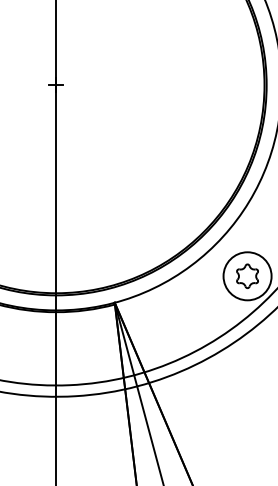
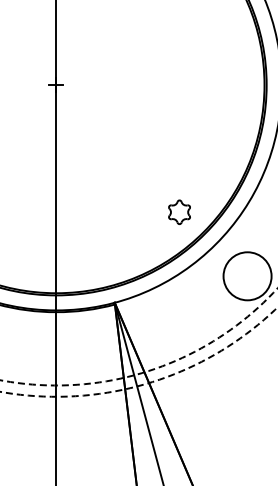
part position: (247, 275) -> (179, 211) (179, 211)
arc: solid -> dashed (154, 369)
arc: solid -> dashed (150, 382)
